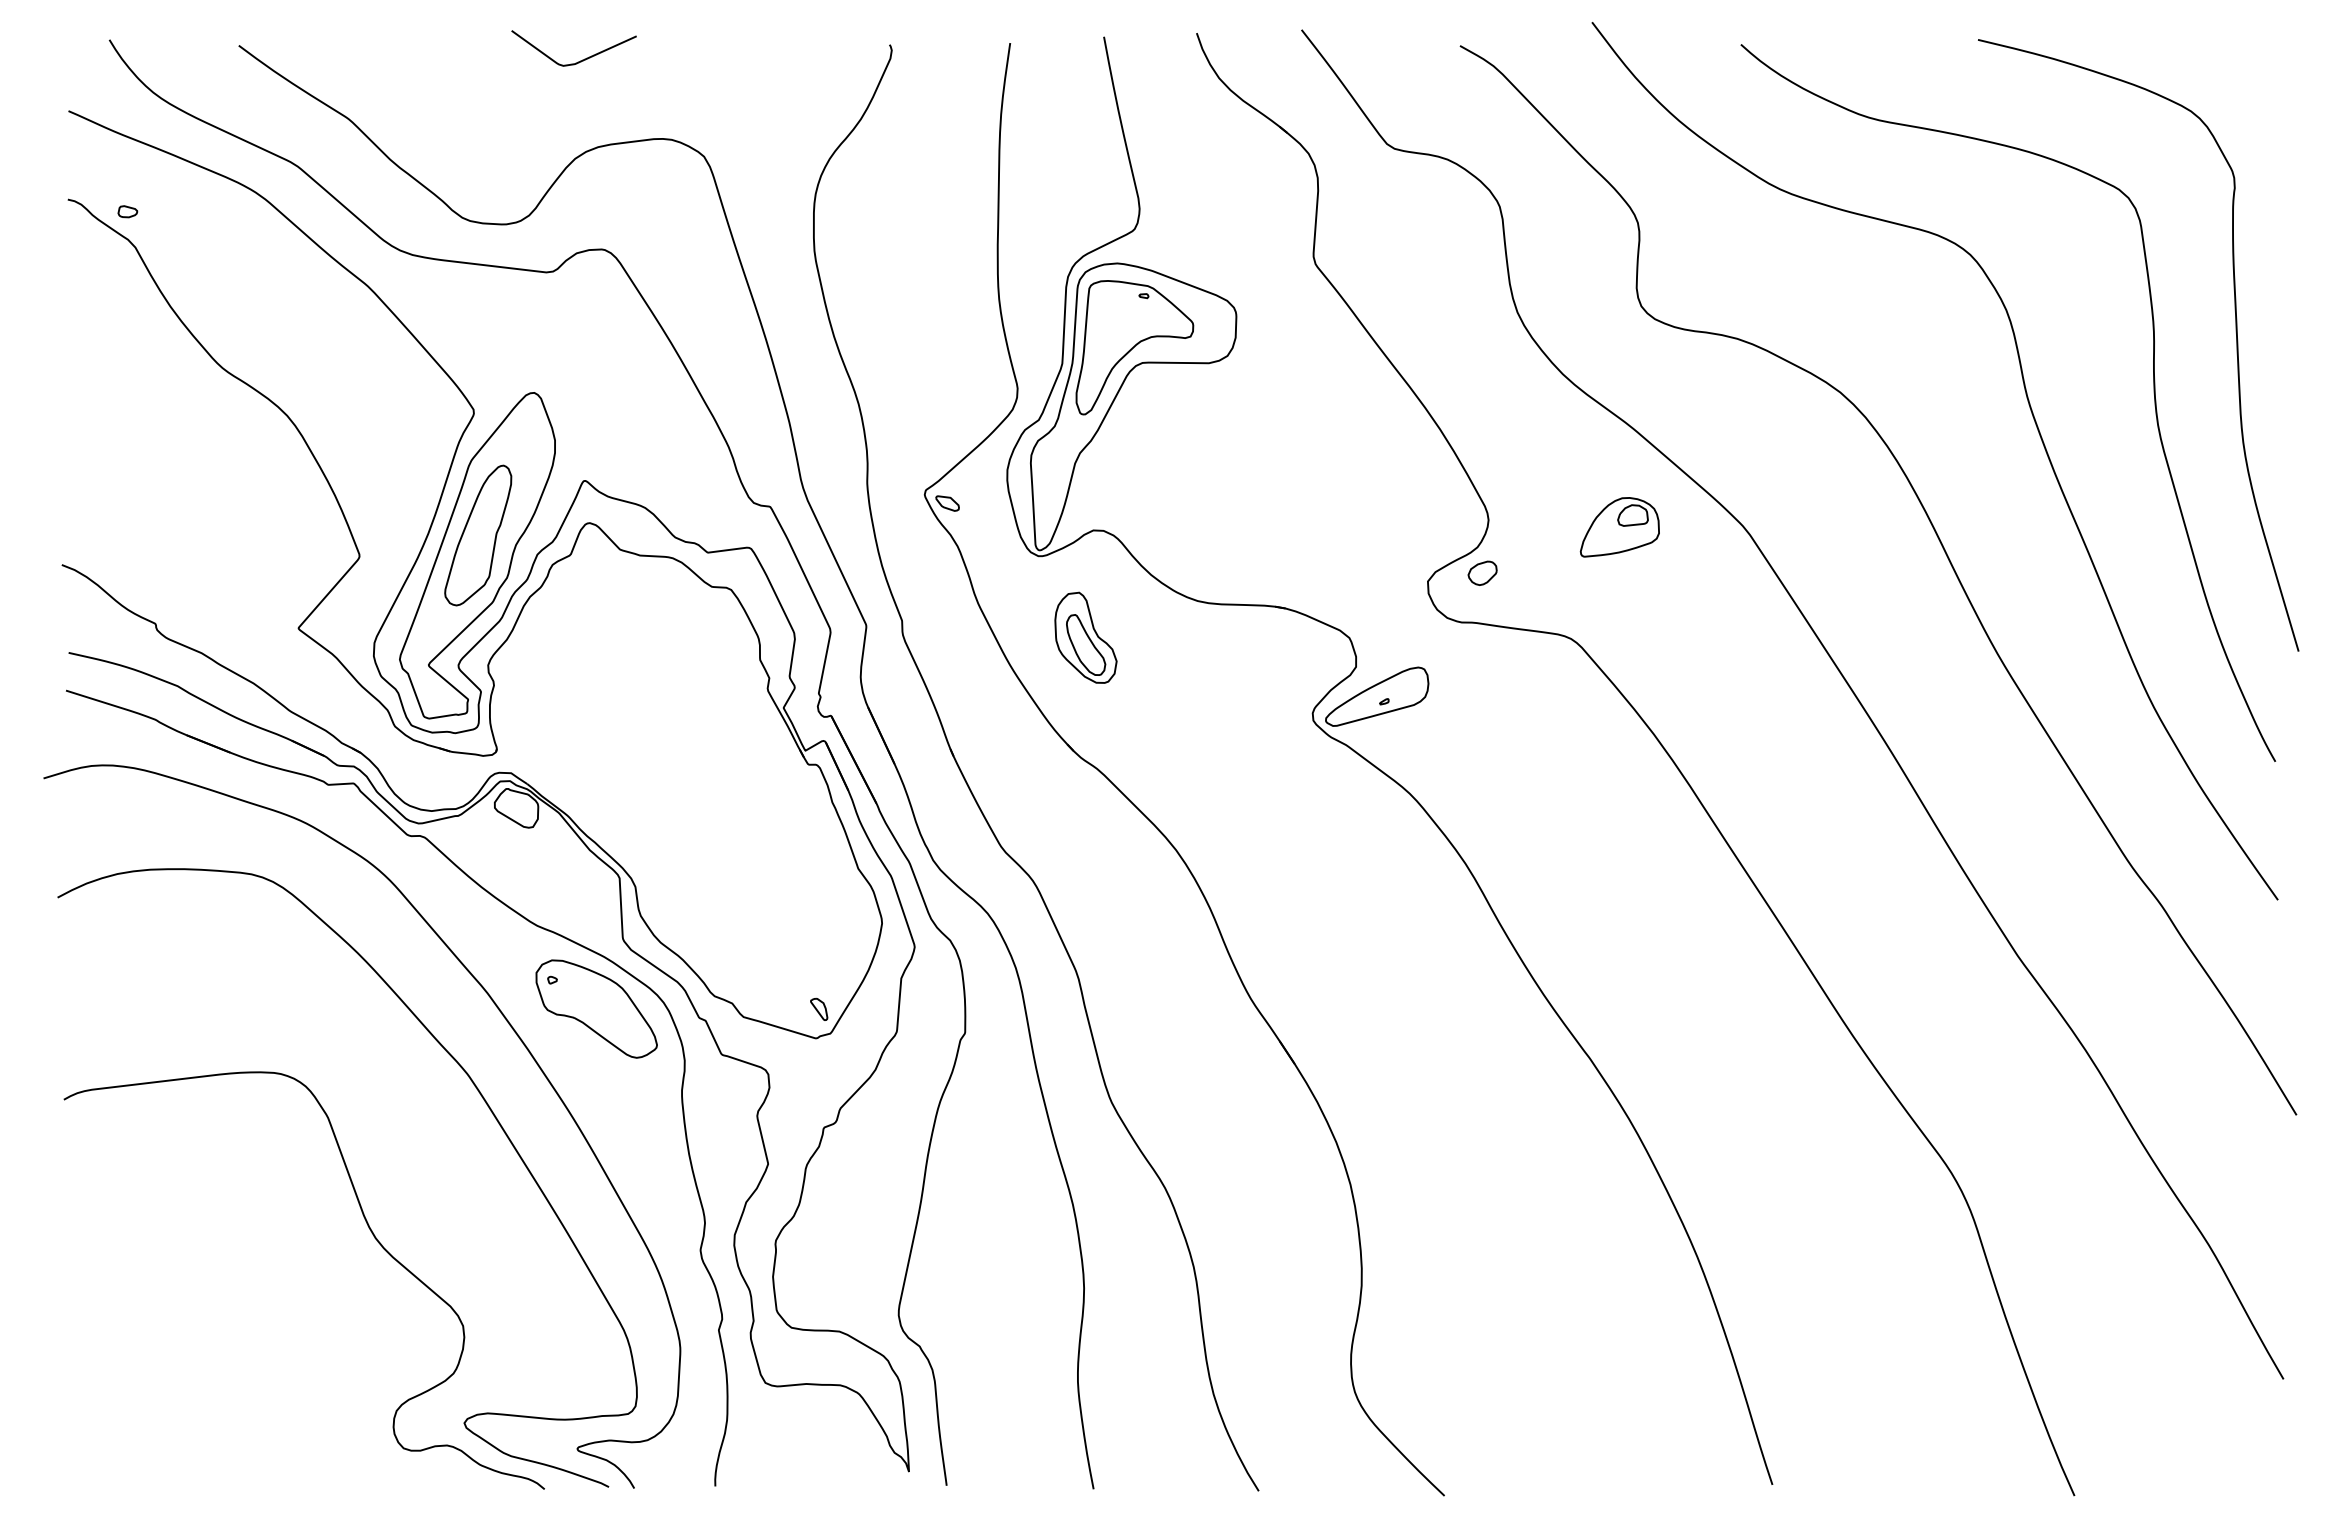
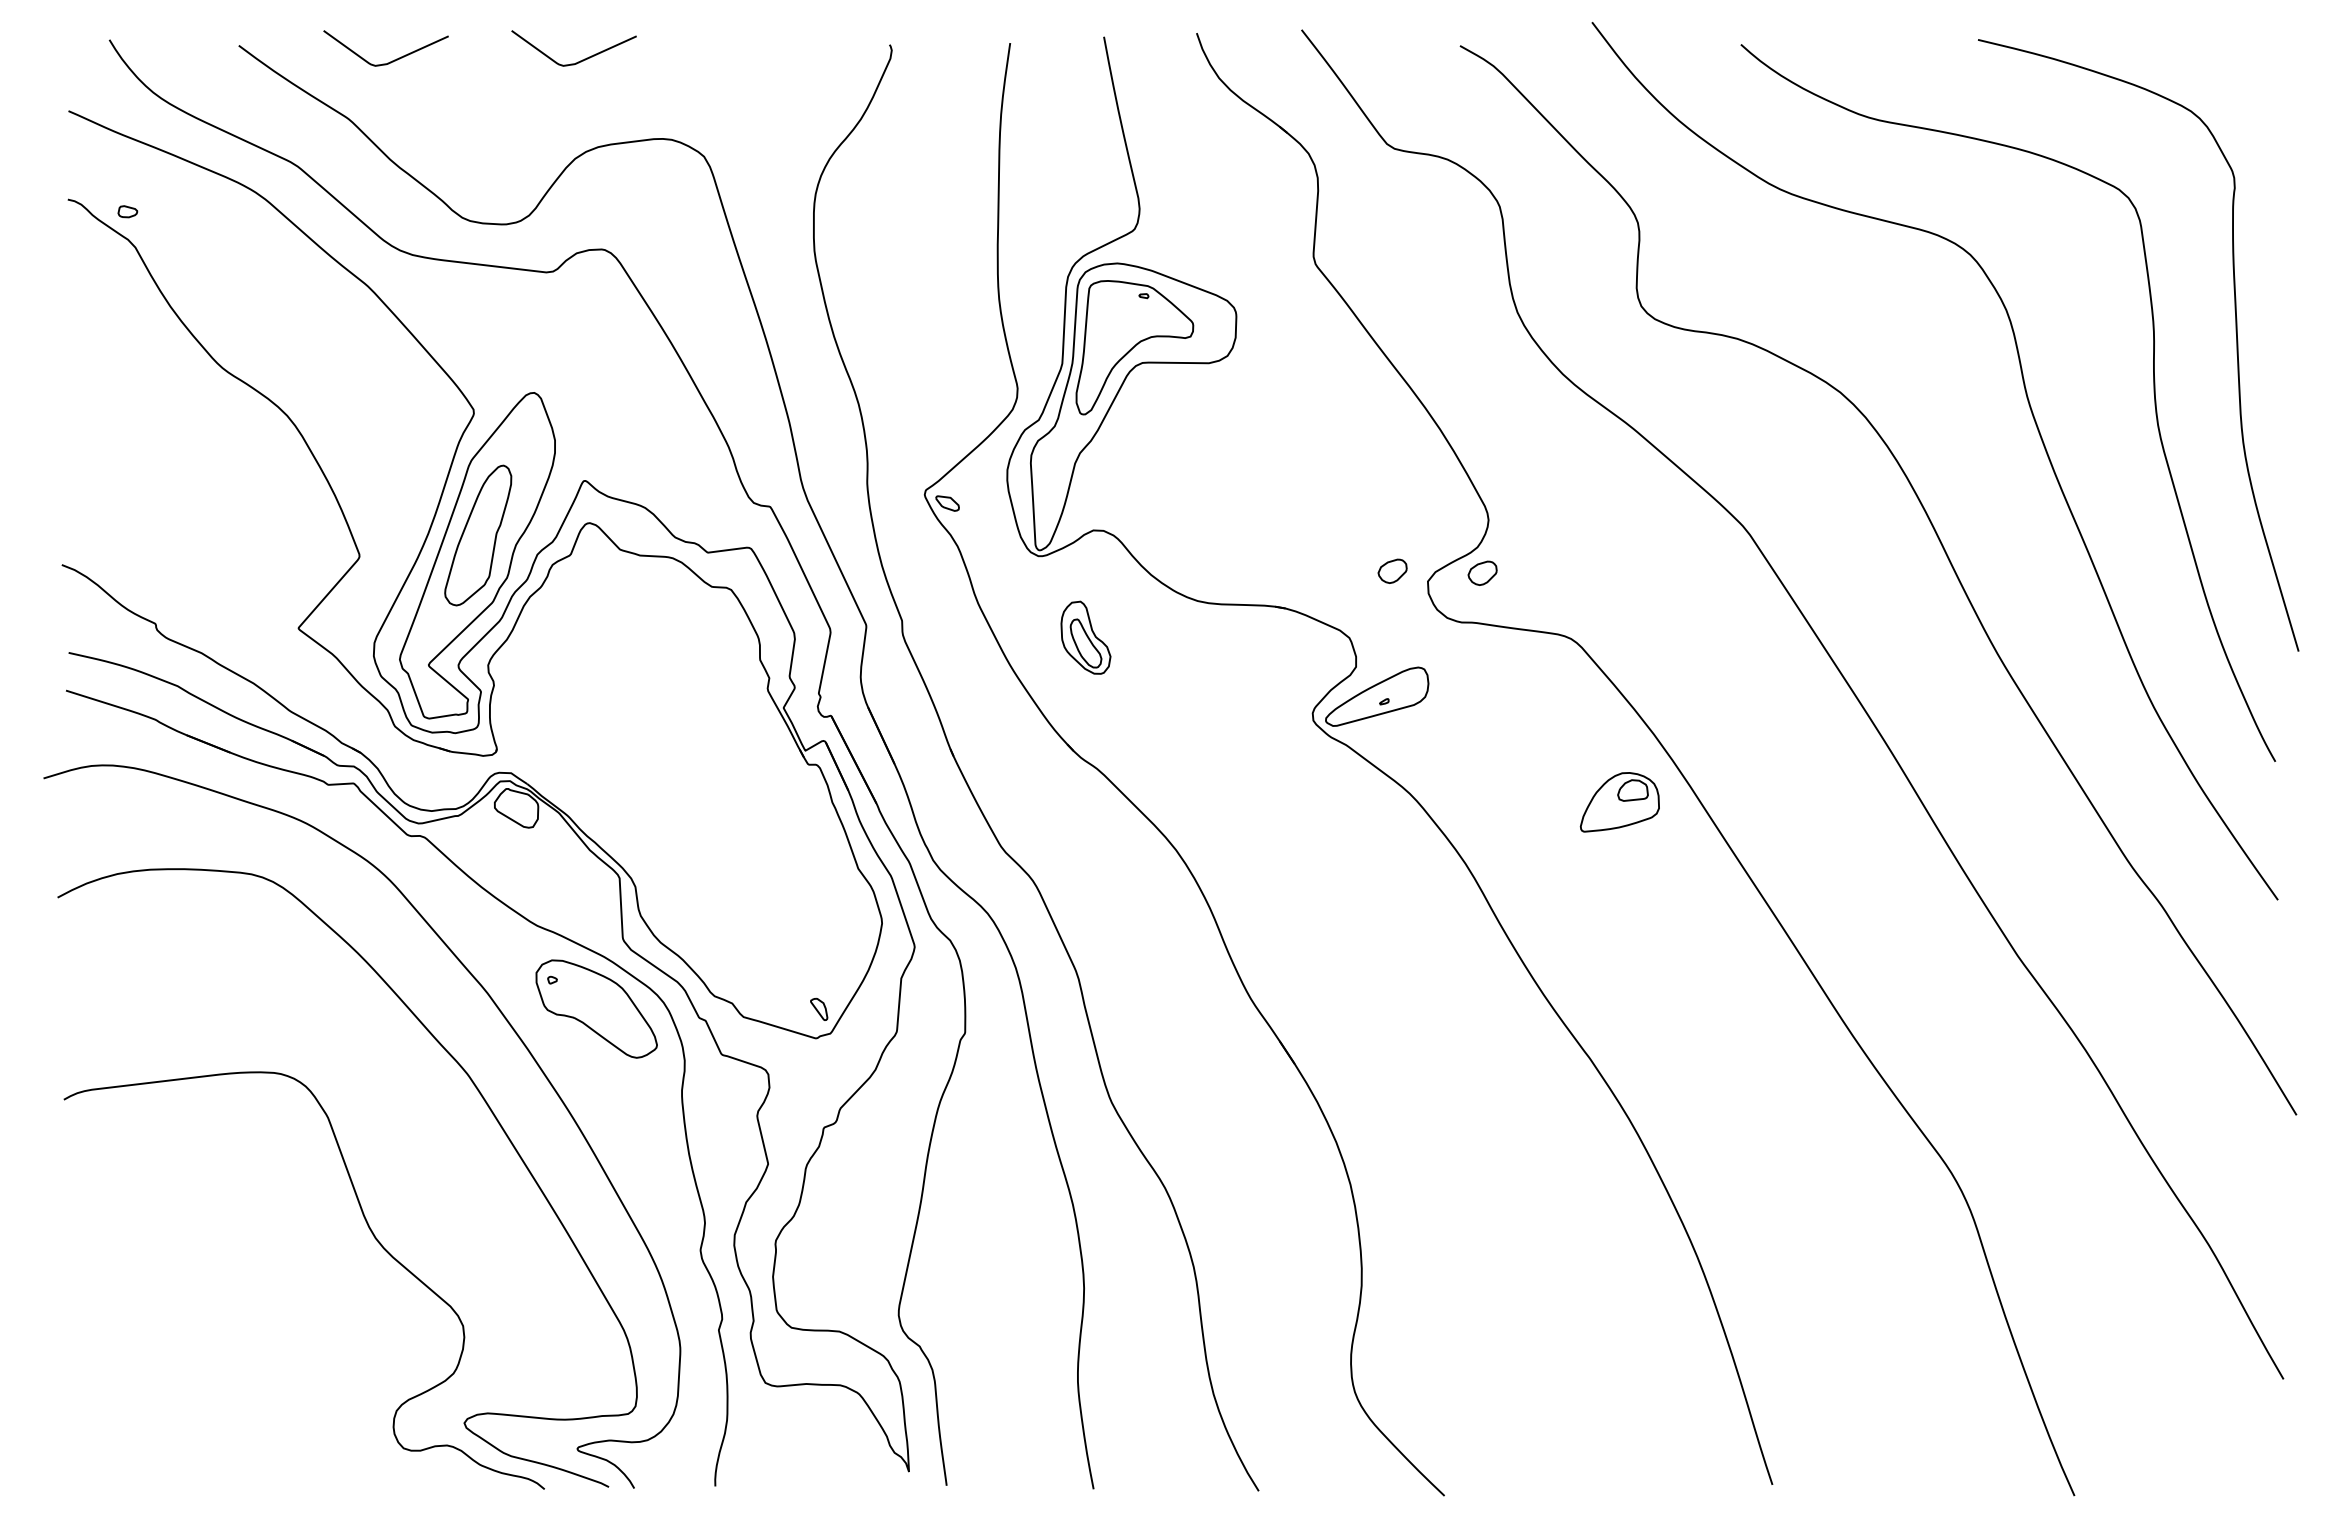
curve: none -> present (392, 60)
part position: (1619, 527) -> (1619, 802) (1619, 802)
part: none -> present (1392, 570)
part size: 64x93 px -> 52x75 px (1085, 637)
